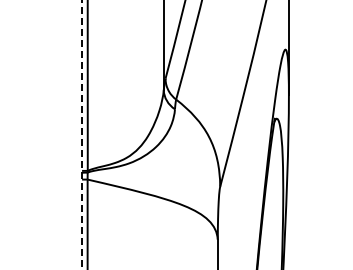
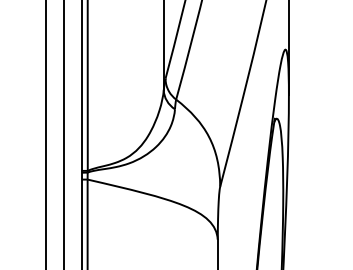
line: none -> present (45, 134)
line: none -> present (64, 134)
line: dashed -> solid (82, 134)
